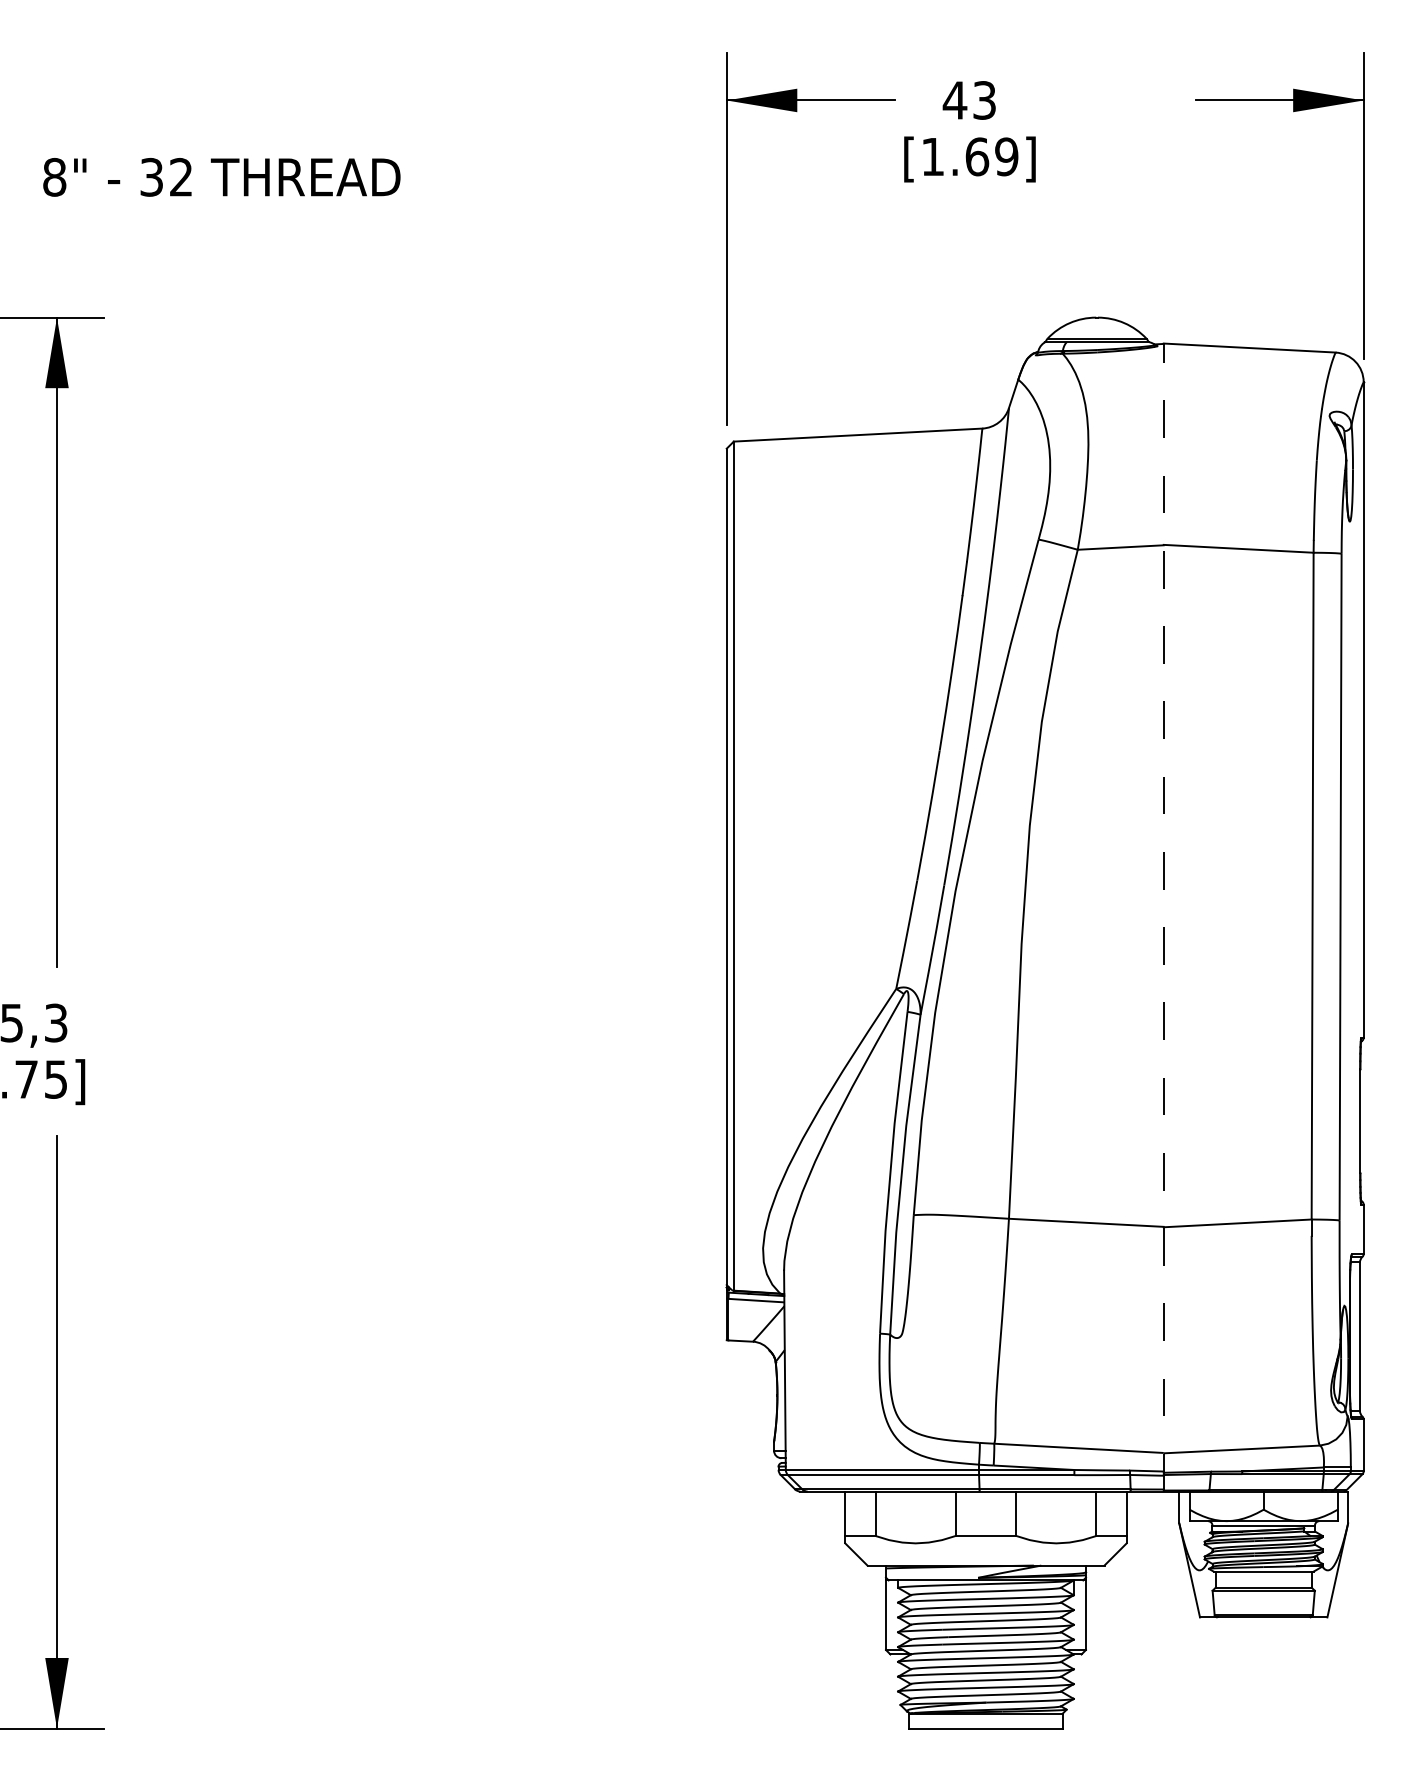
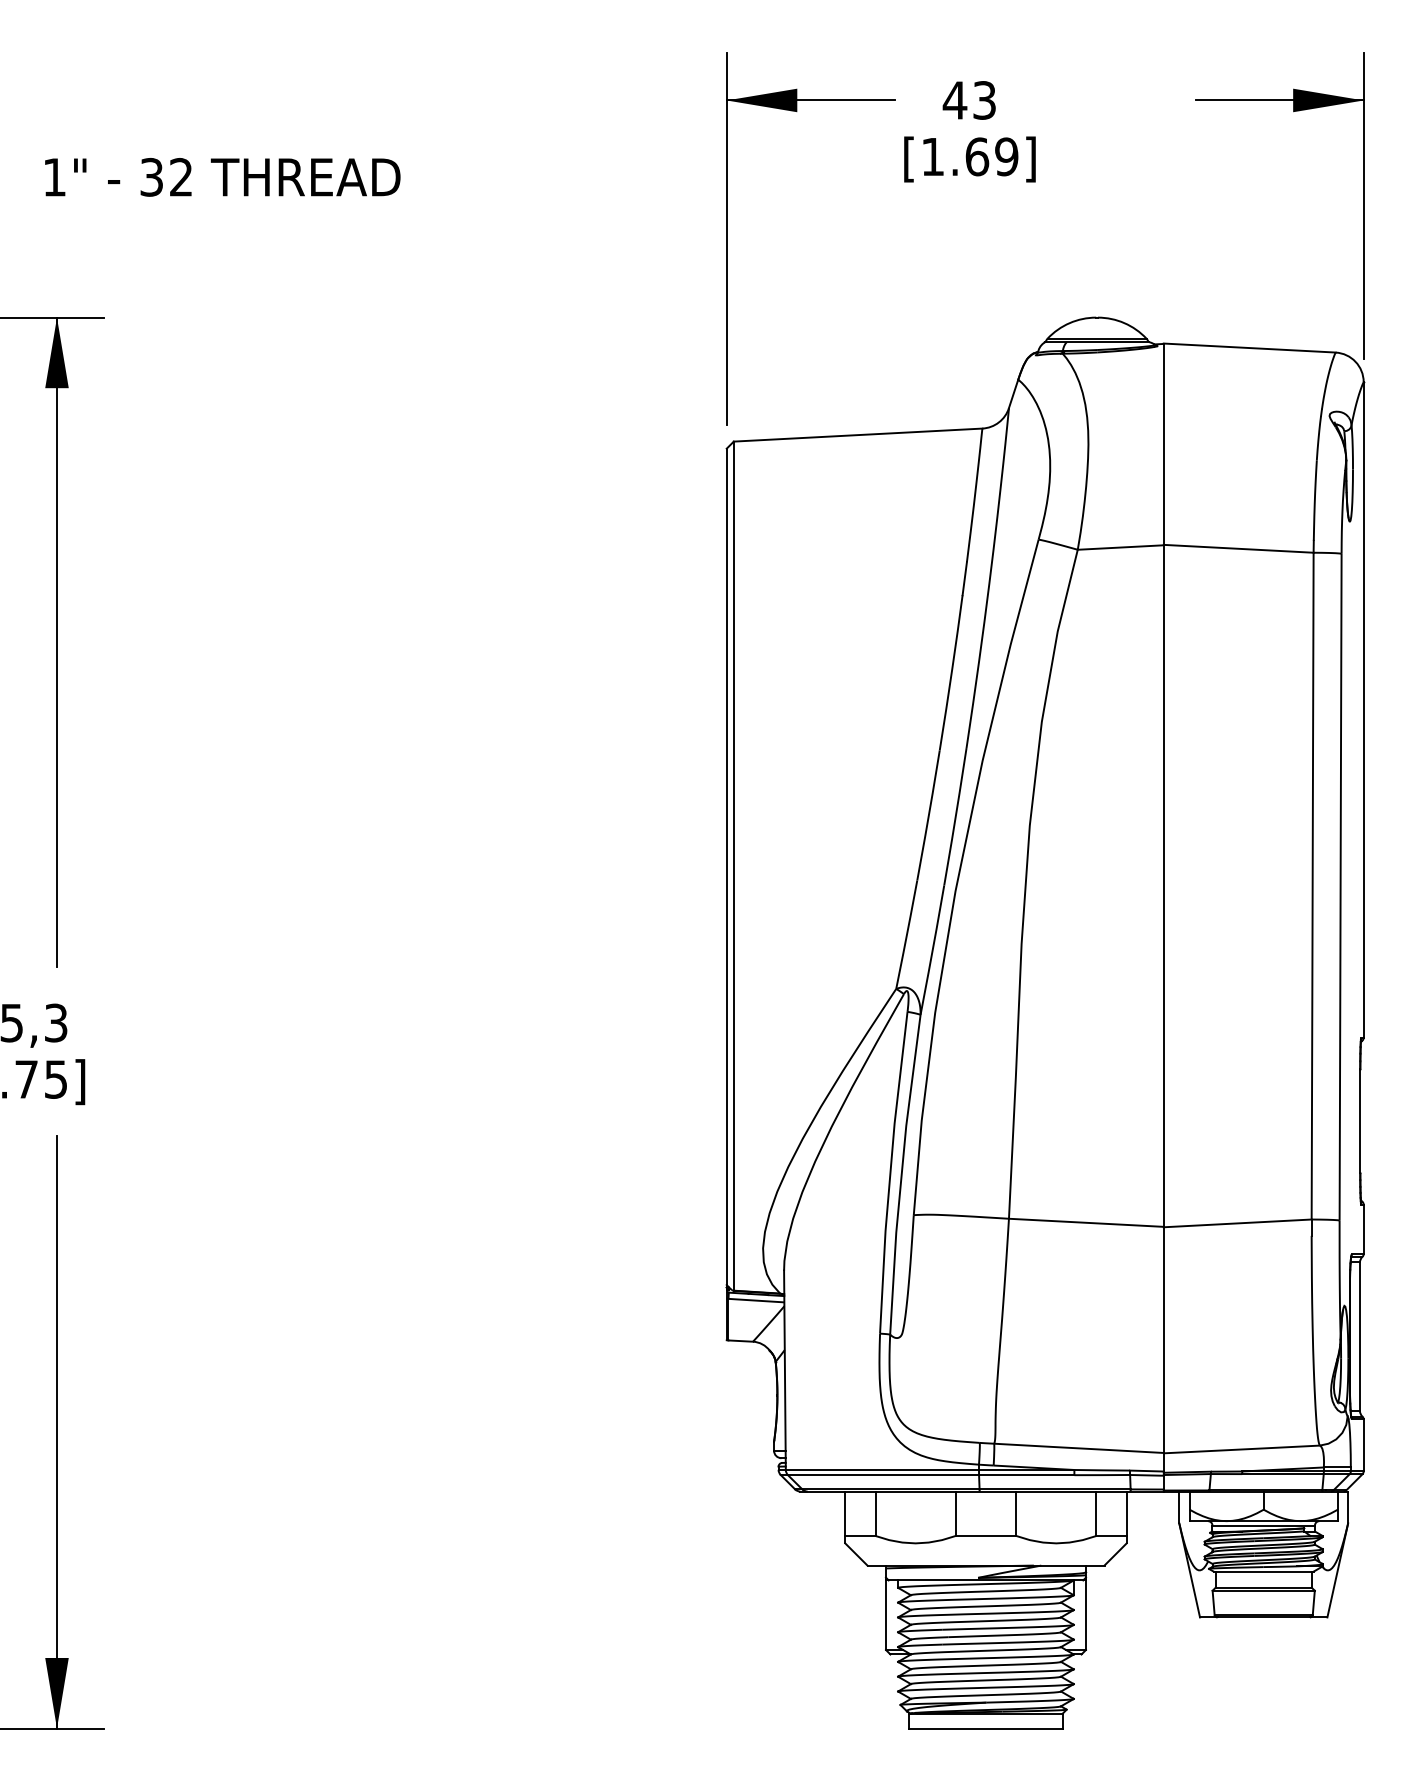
text: 8" -> 1" (54, 176)
line: dashed -> solid (1163, 917)
